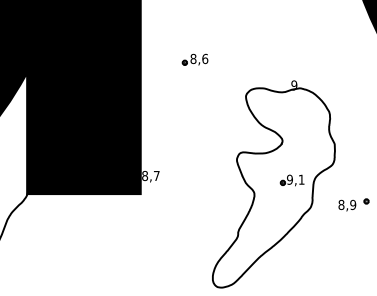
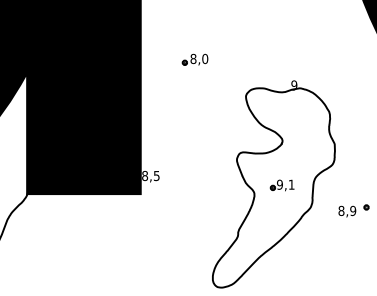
text: 8,6 -> 8,0 (205, 58)
text: 8,7 -> 8,5 (156, 176)
part position: (291, 180) -> (281, 185) (281, 185)
part position: (353, 204) -> (353, 210) (353, 210)
